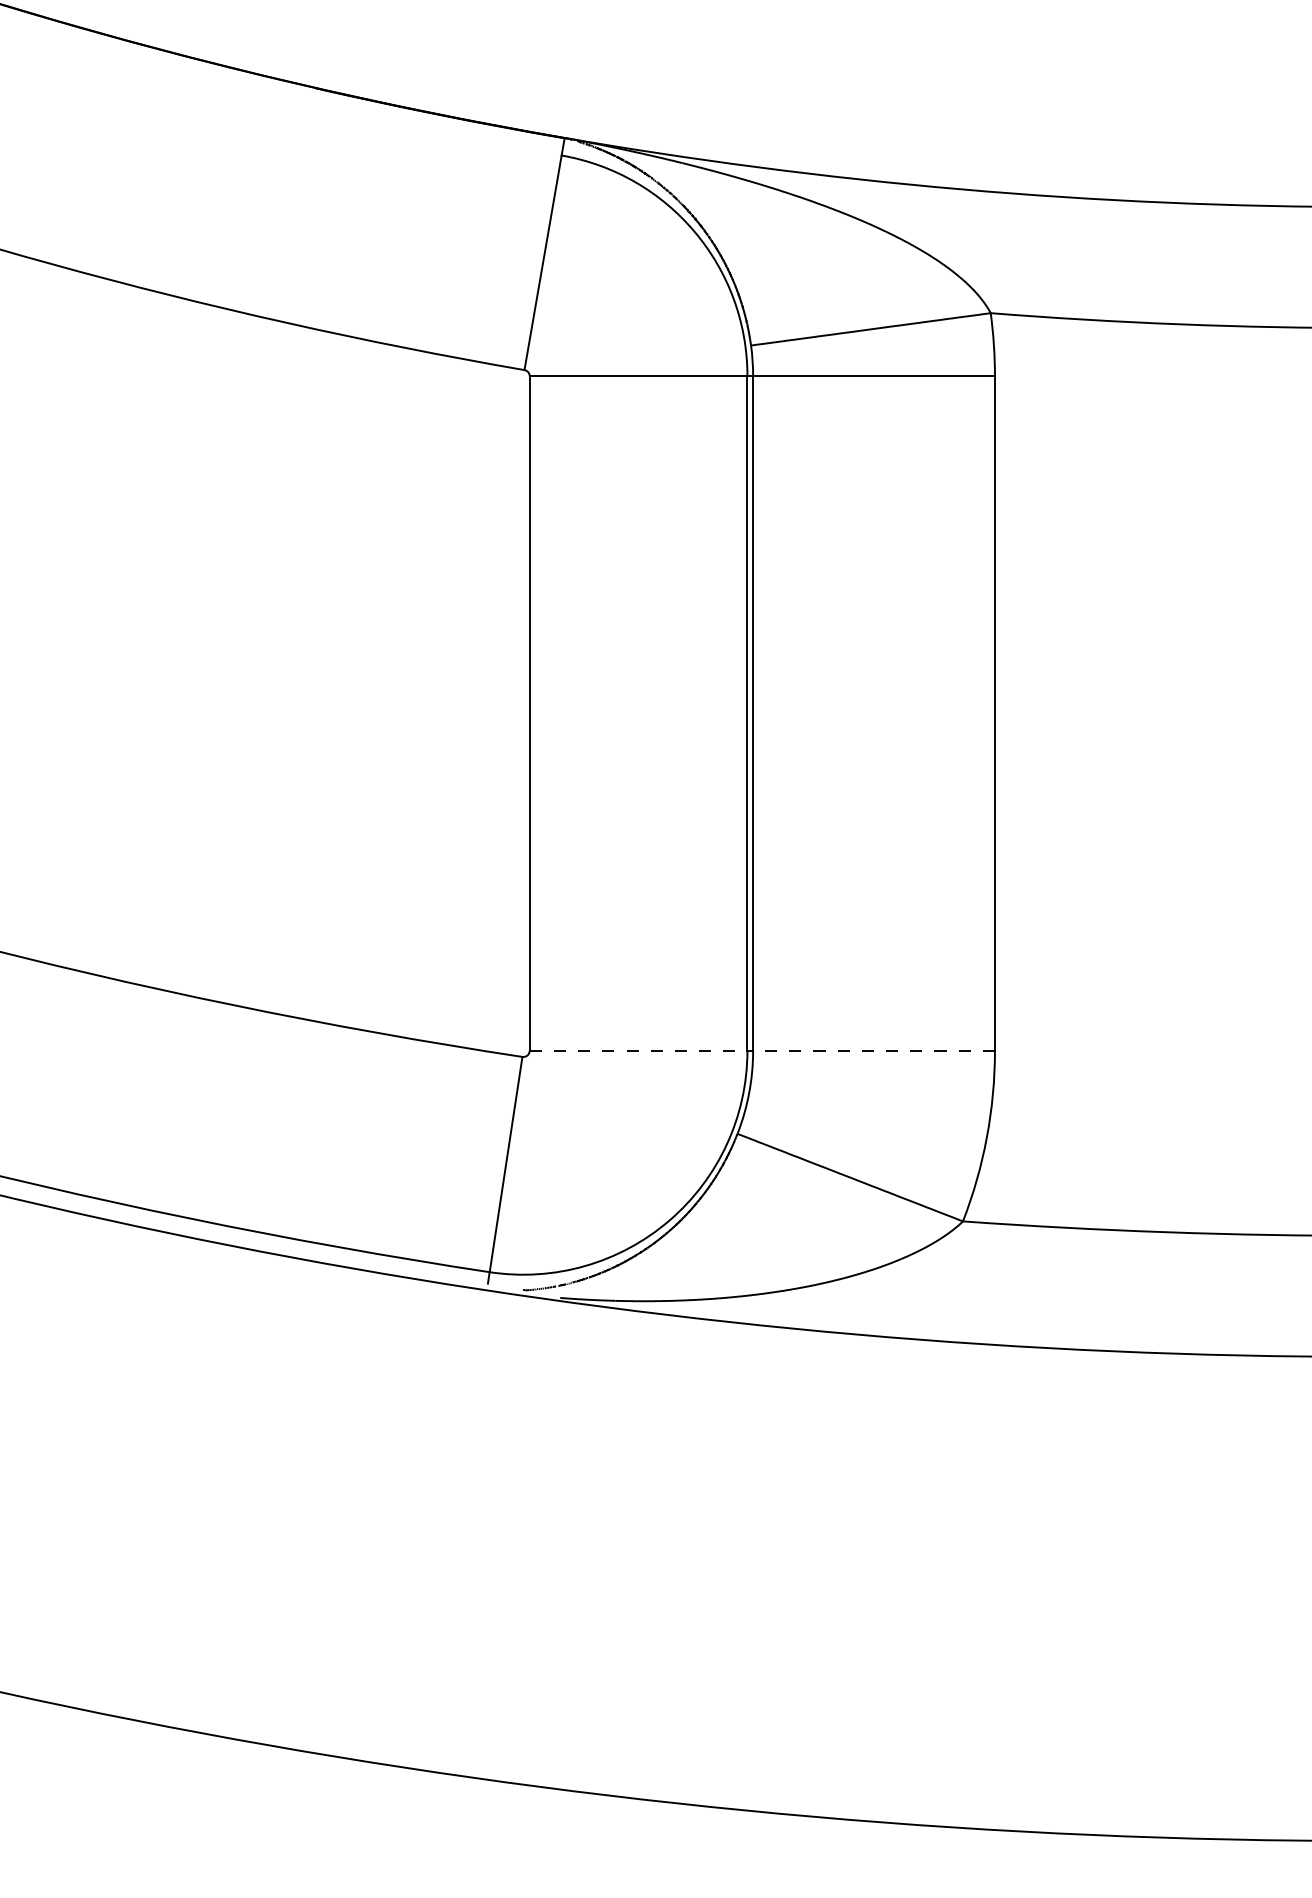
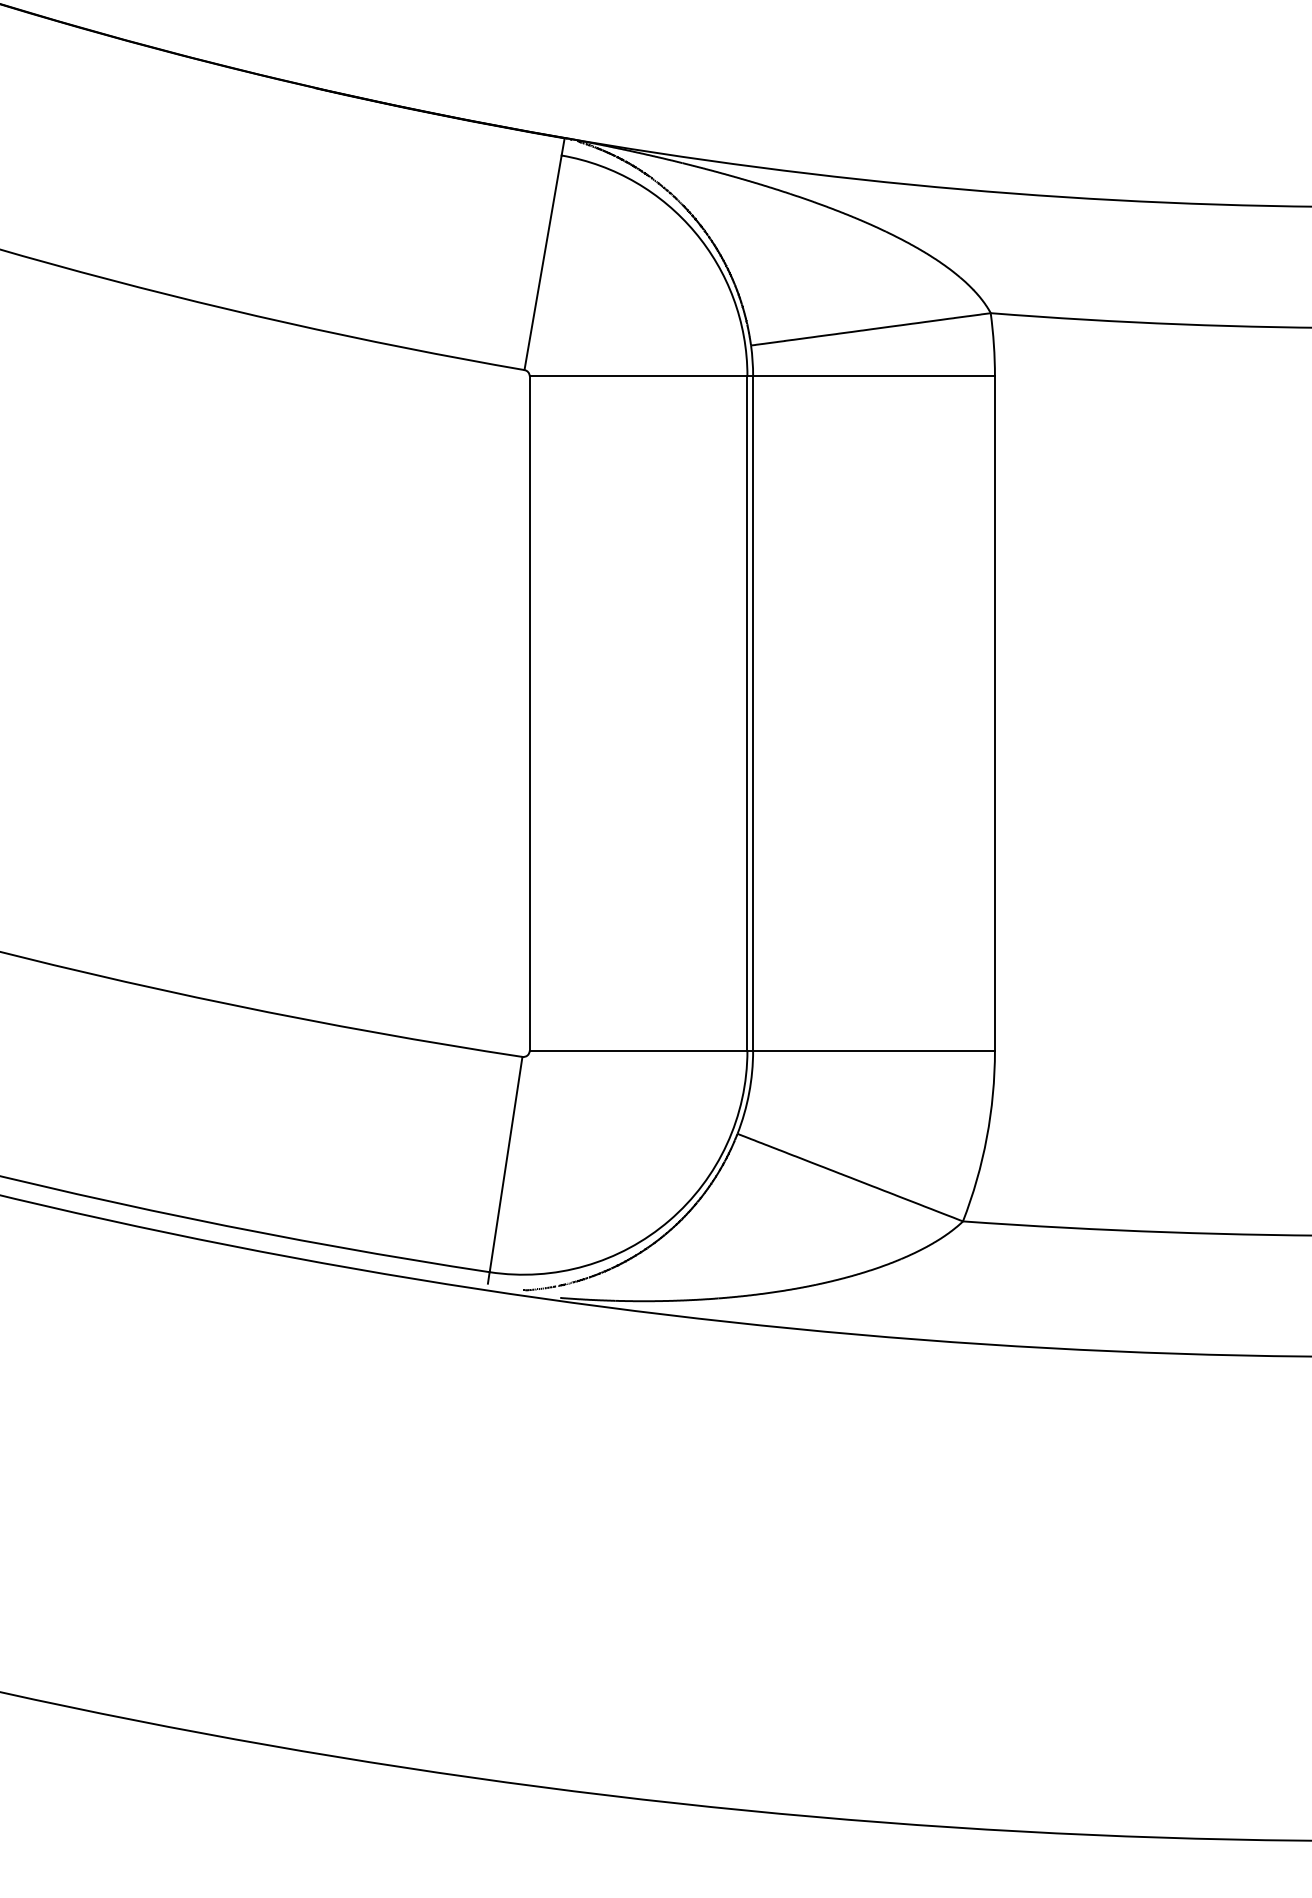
line: dashed -> solid (638, 1050)
line: dashed -> solid (874, 1050)
